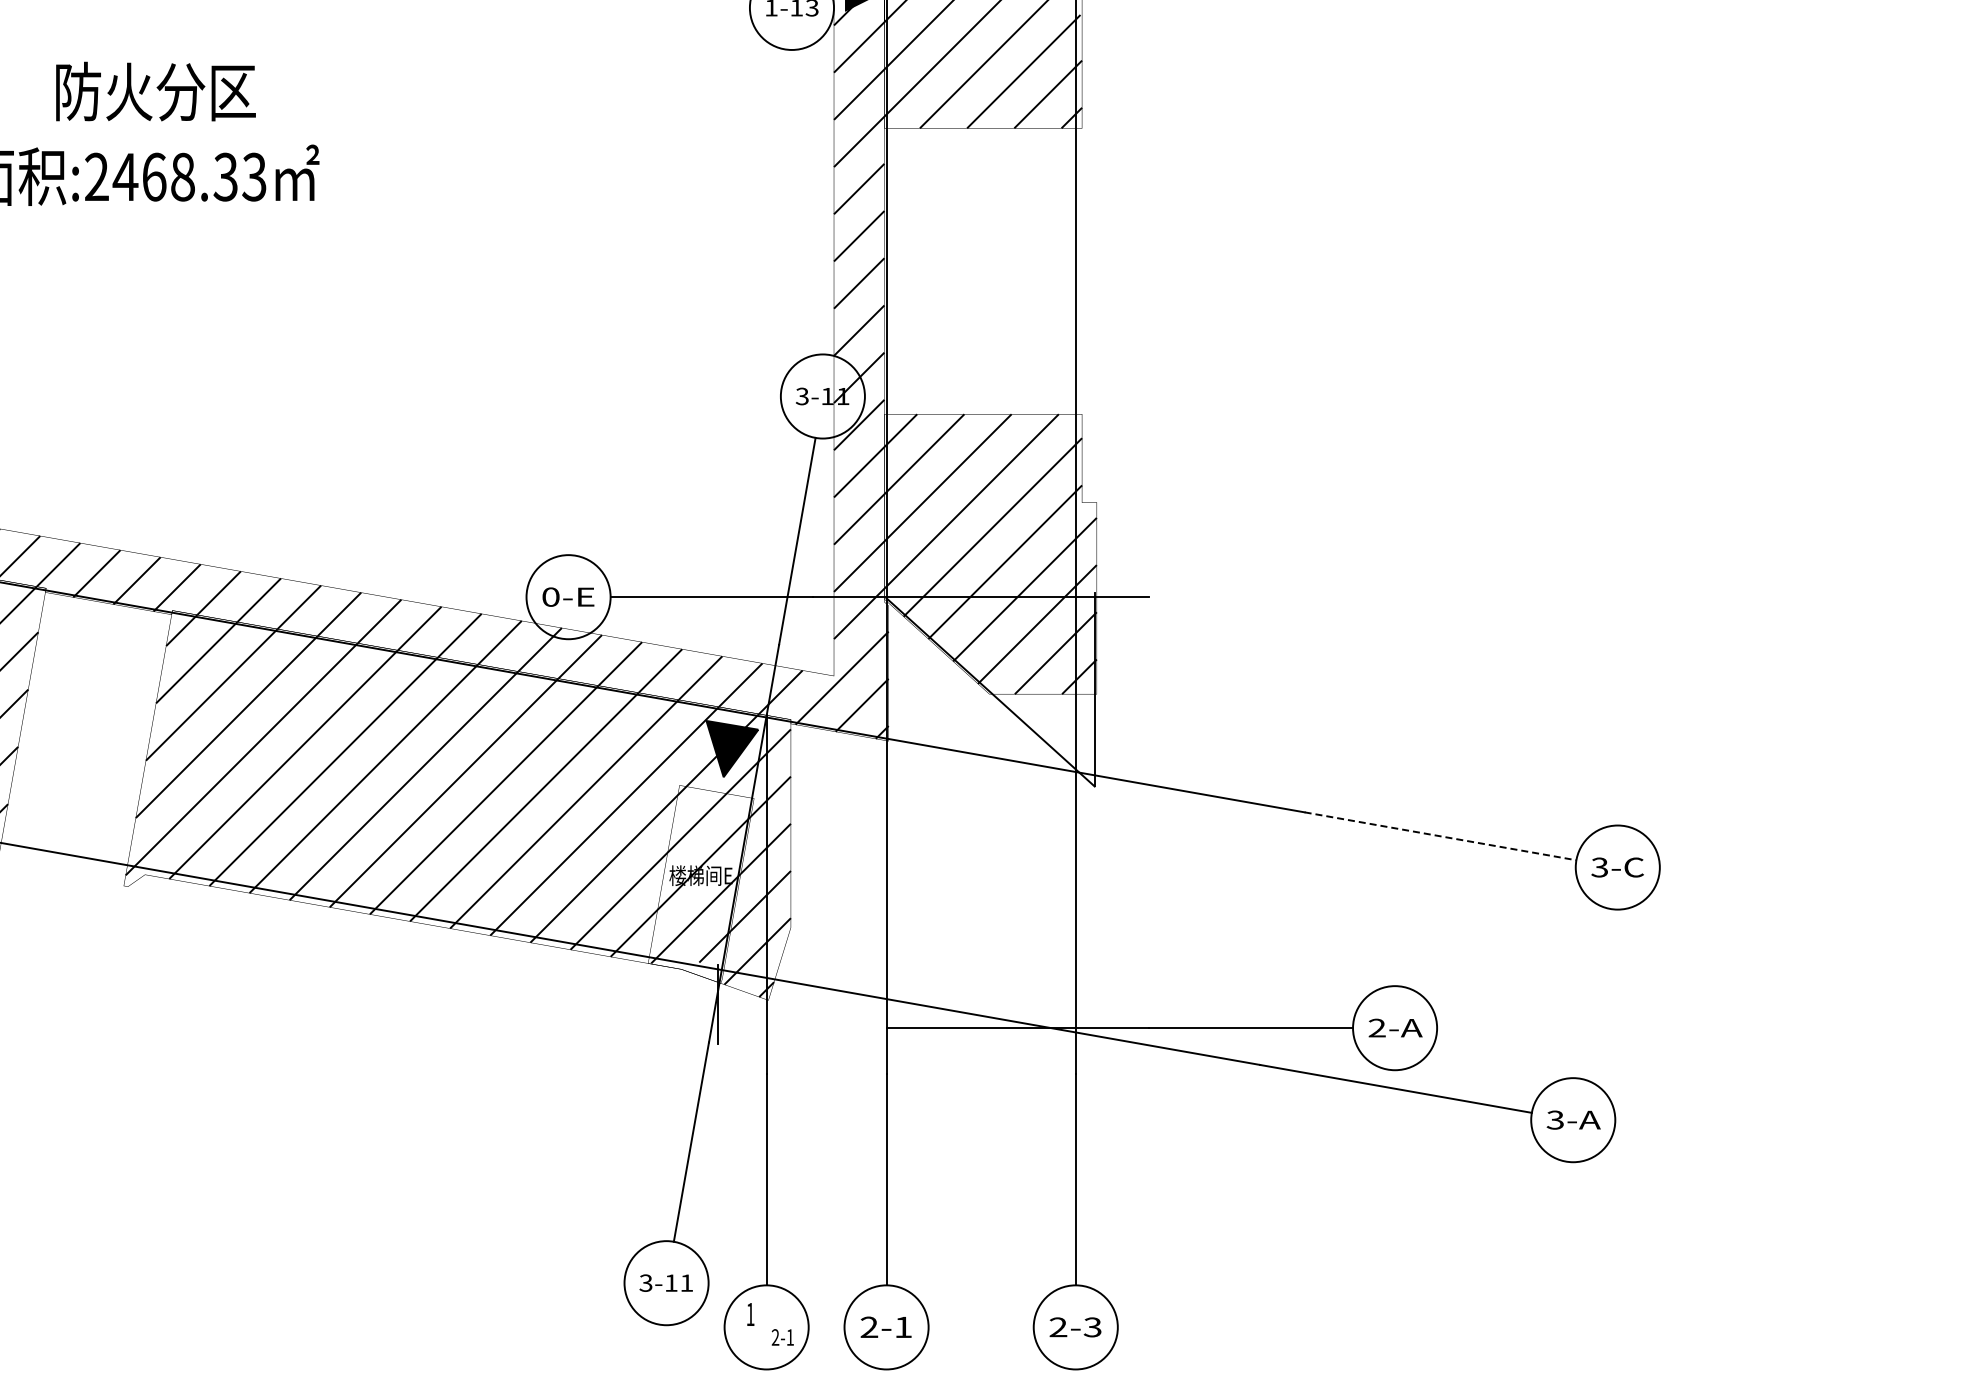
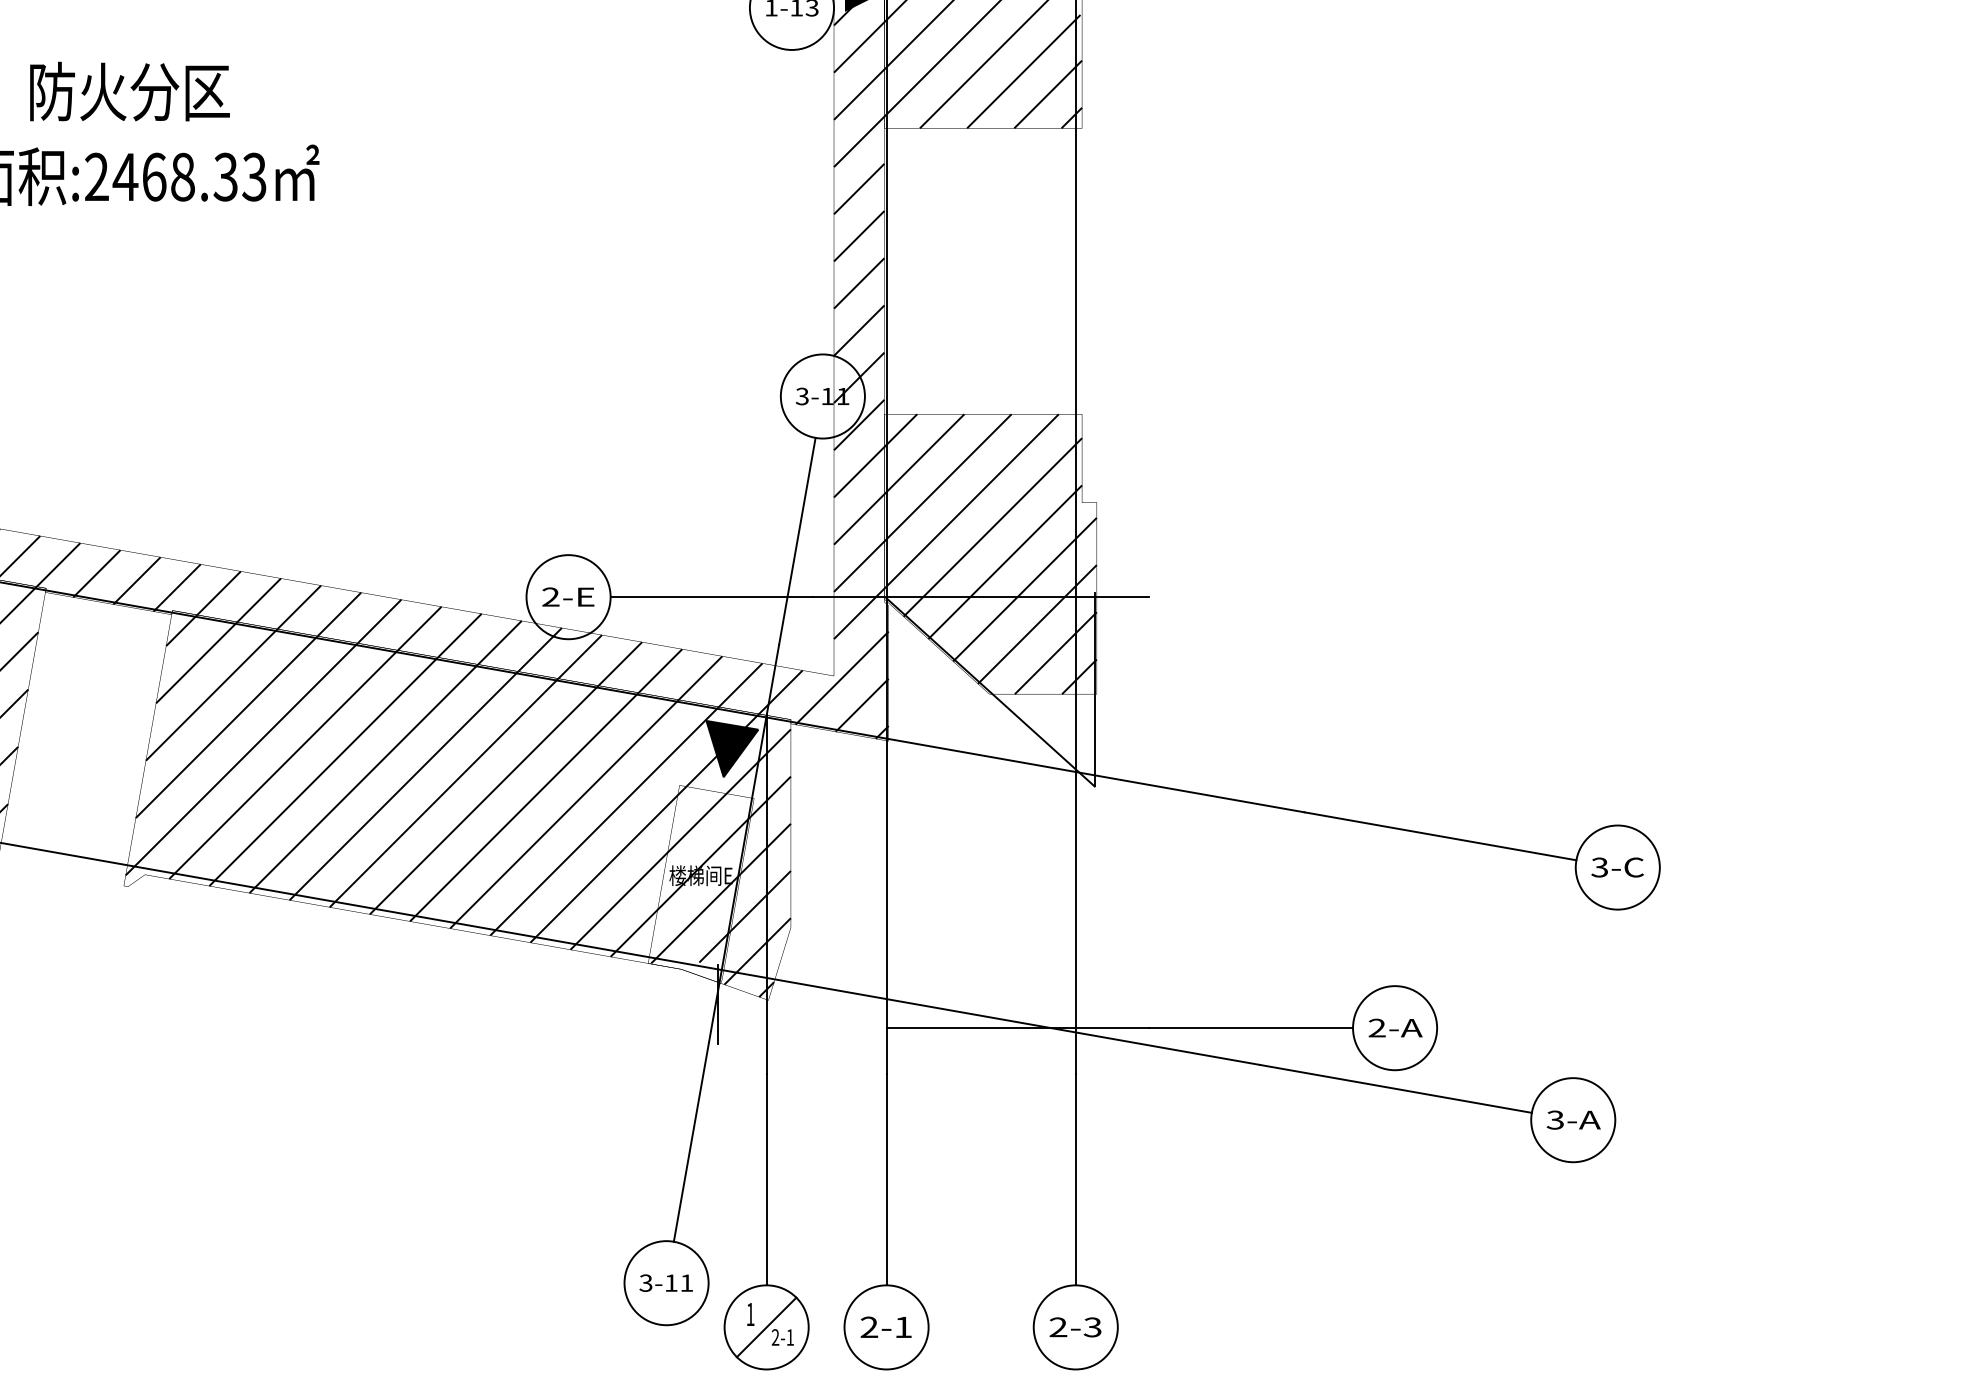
text position: (155, 91) -> (129, 91) (129, 91)
text: 0-E -> 2-E (550, 596)
line: dashed -> solid (1440, 836)
line: none -> present (766, 1327)
